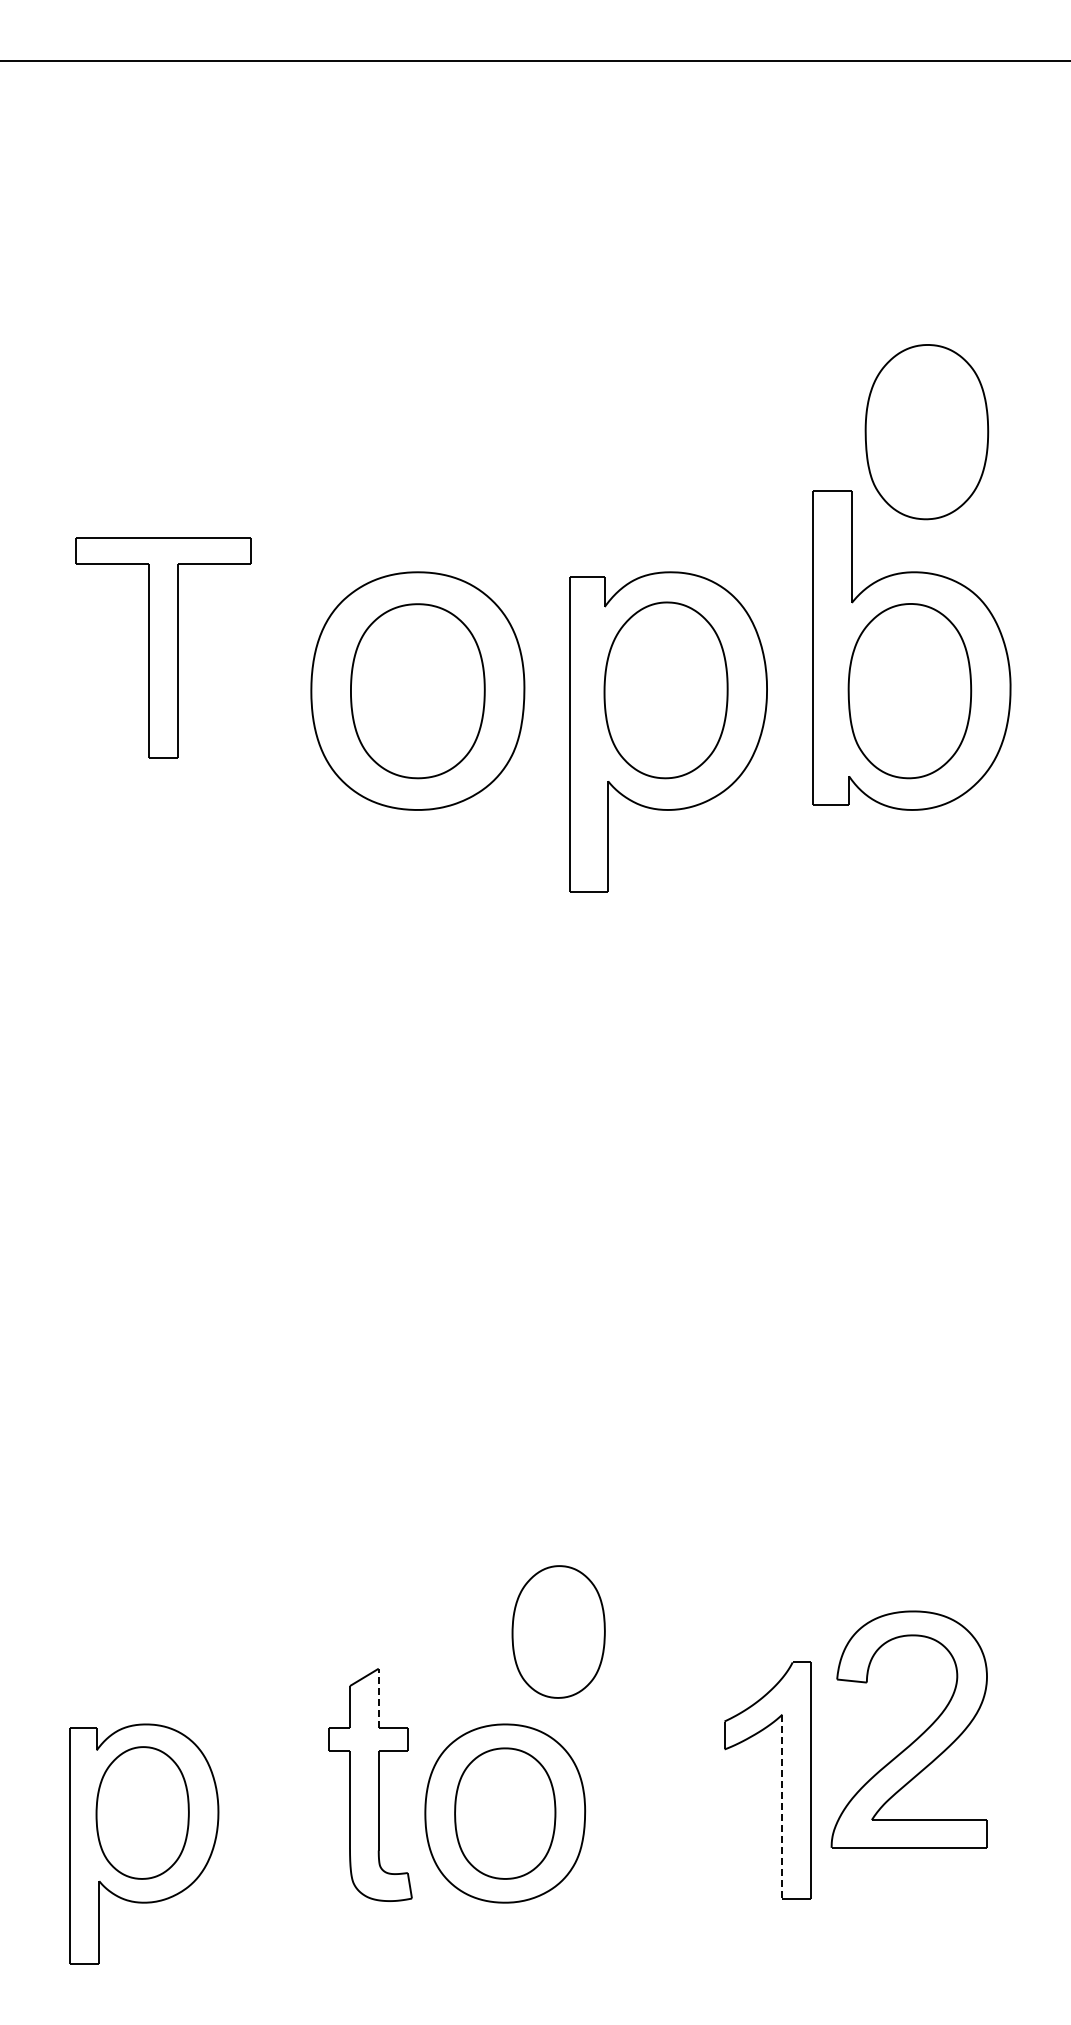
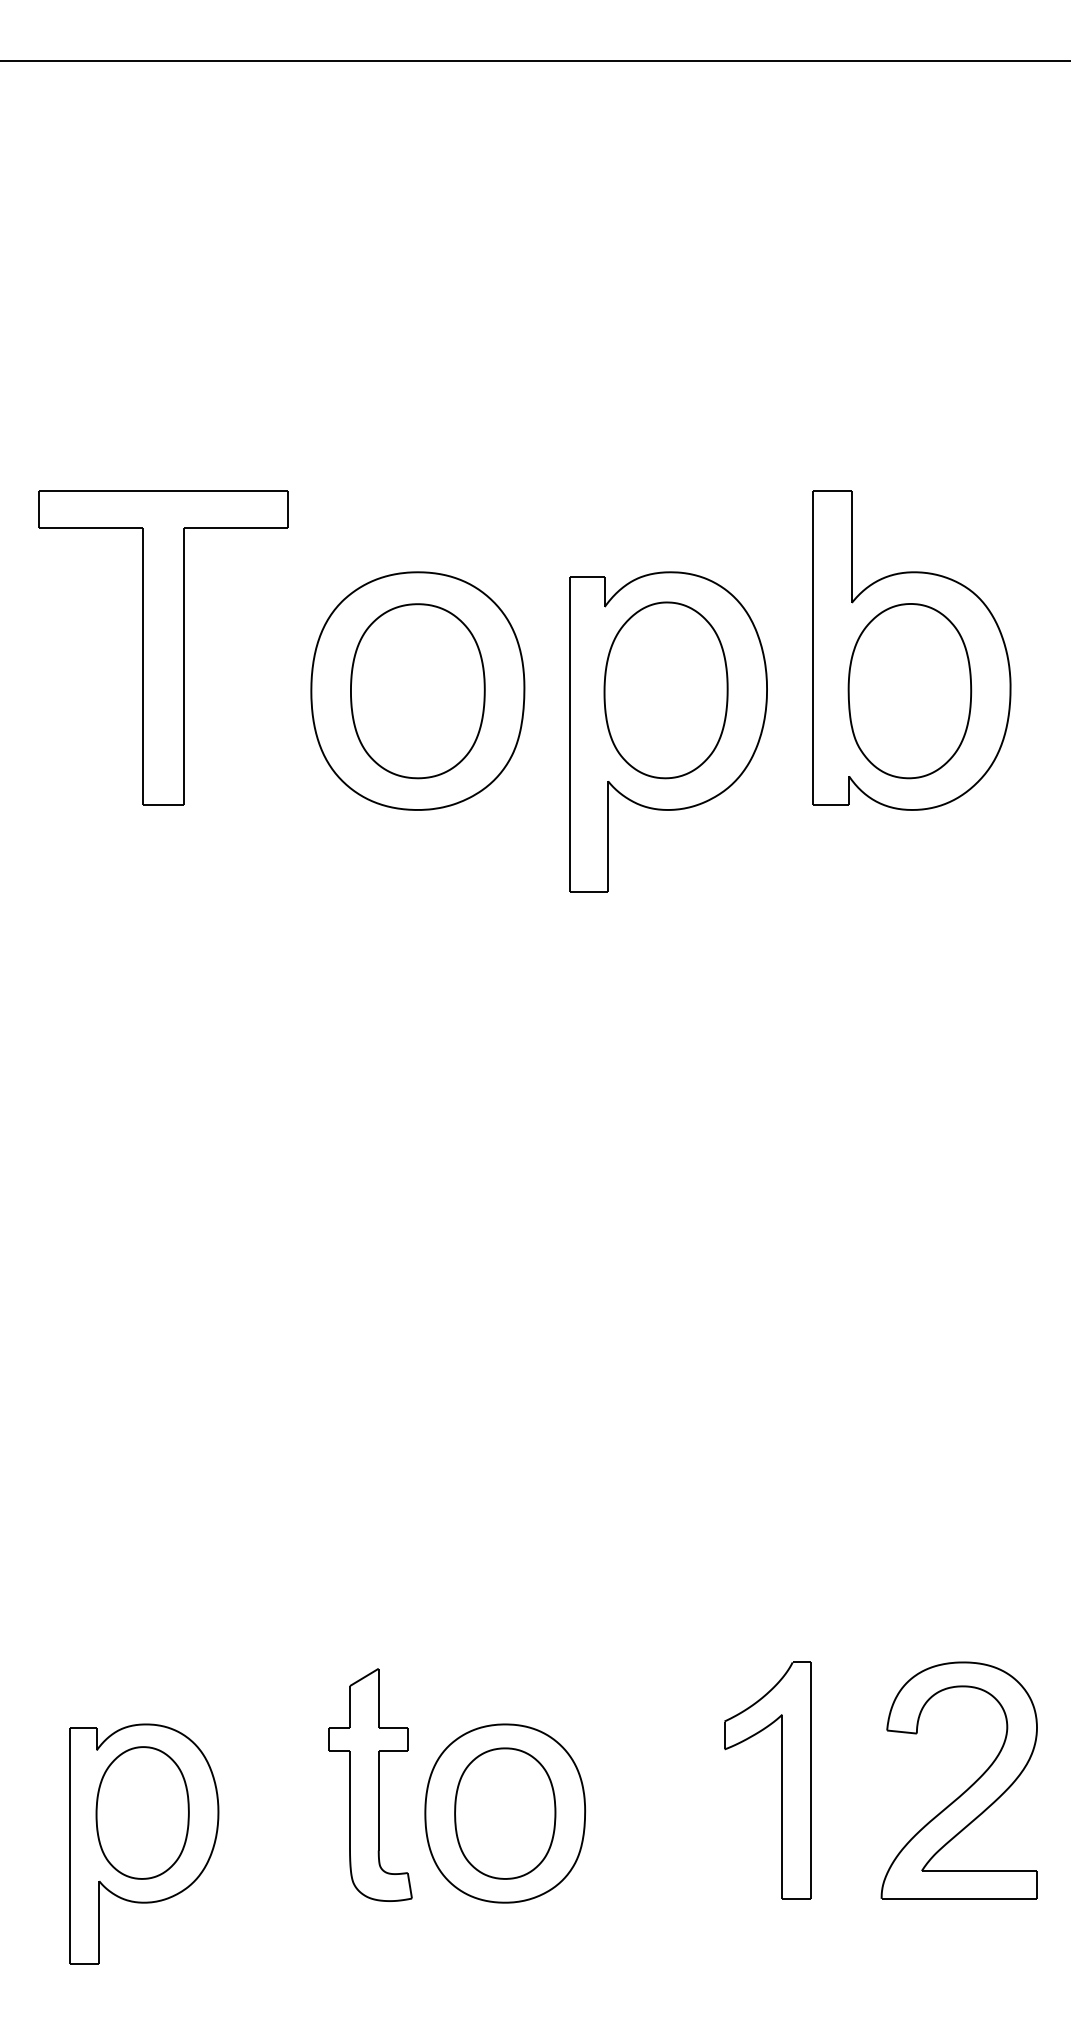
part: present -> none (926, 432)
part size: 177x222 px -> 251x316 px (163, 647)
part: present -> none (558, 1631)
line: dashed -> solid (378, 1698)
part position: (917, 1737) -> (967, 1788) (967, 1788)
line: dashed -> solid (782, 1807)
